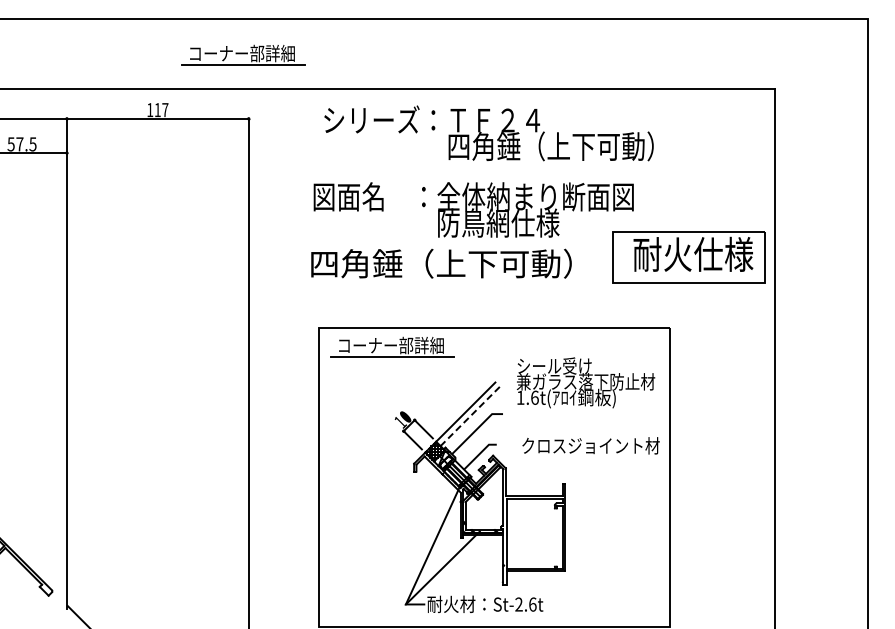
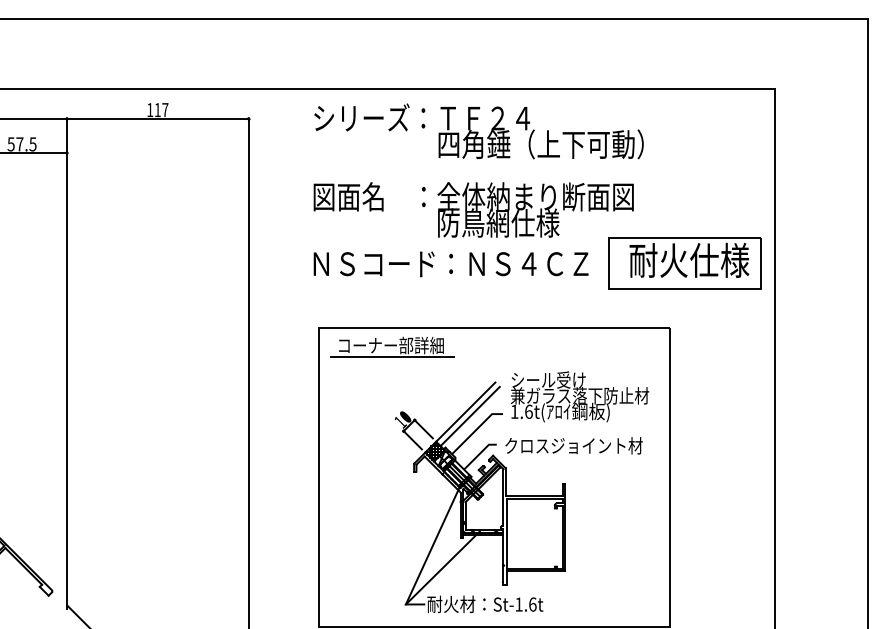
part: present -> none (243, 54)
text position: (488, 133) -> (478, 131) (478, 131)
part position: (688, 257) -> (684, 263) (684, 263)
text: 四角錘（上下可動） -> ＮＳコード：ＮＳ４ＣＺ (449, 263)
text position: (585, 382) -> (579, 396) (579, 396)
line: dashed -> solid (470, 416)
text position: (590, 445) -> (573, 445) (573, 445)
text: St-2.6t -> St-1.6t (518, 604)
